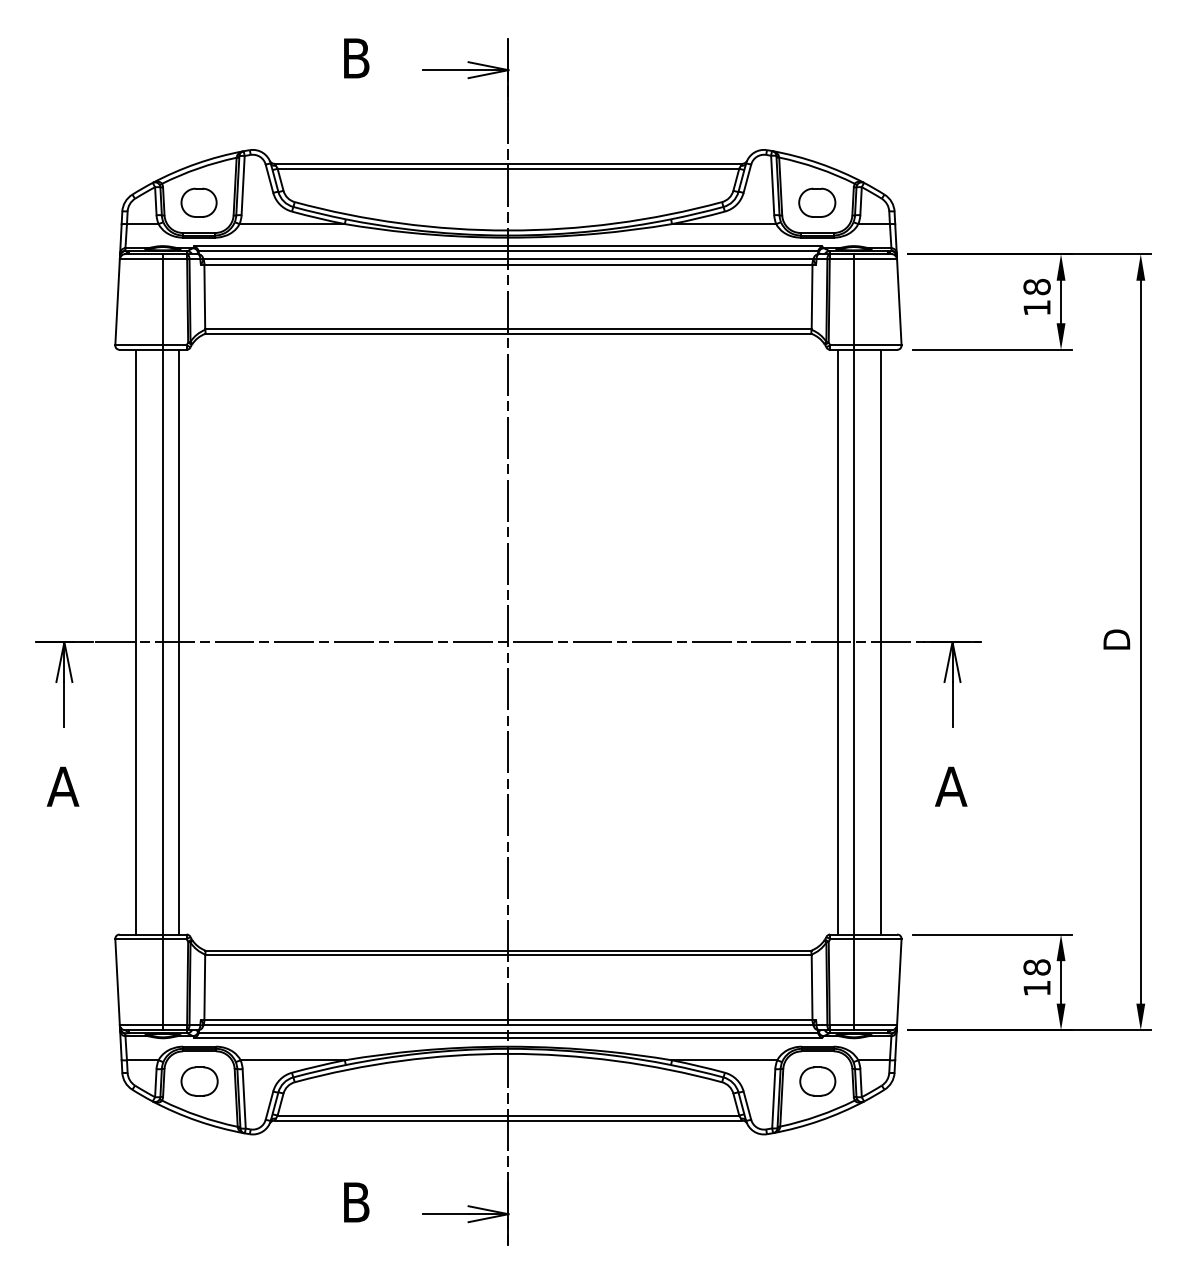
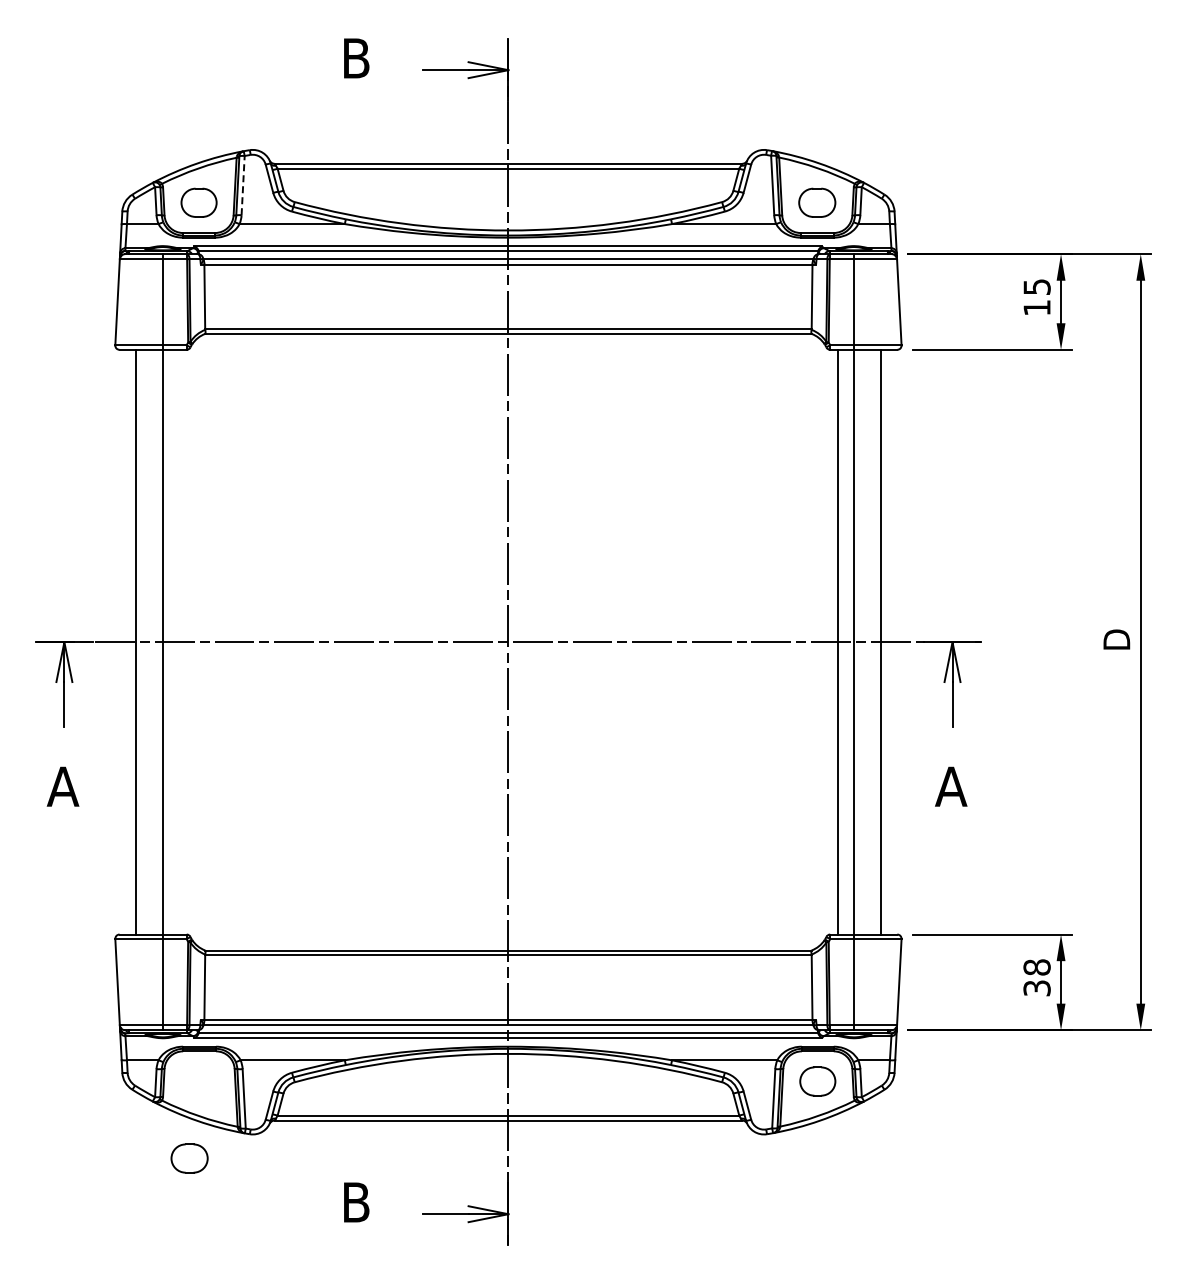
line: solid -> dashed (243, 185)
text: 18 -> 15 (1036, 286)
line: present -> none (178, 641)
text: 18 -> 38 (1036, 988)
part position: (199, 1081) -> (189, 1158) (189, 1158)
